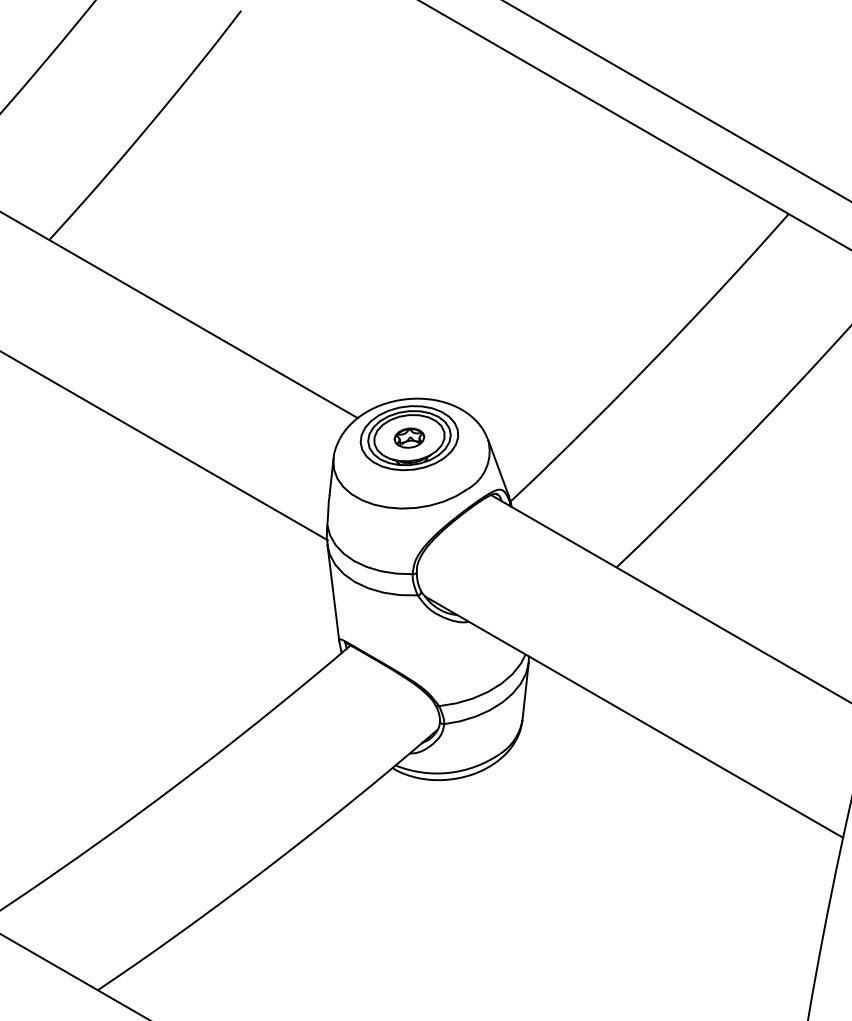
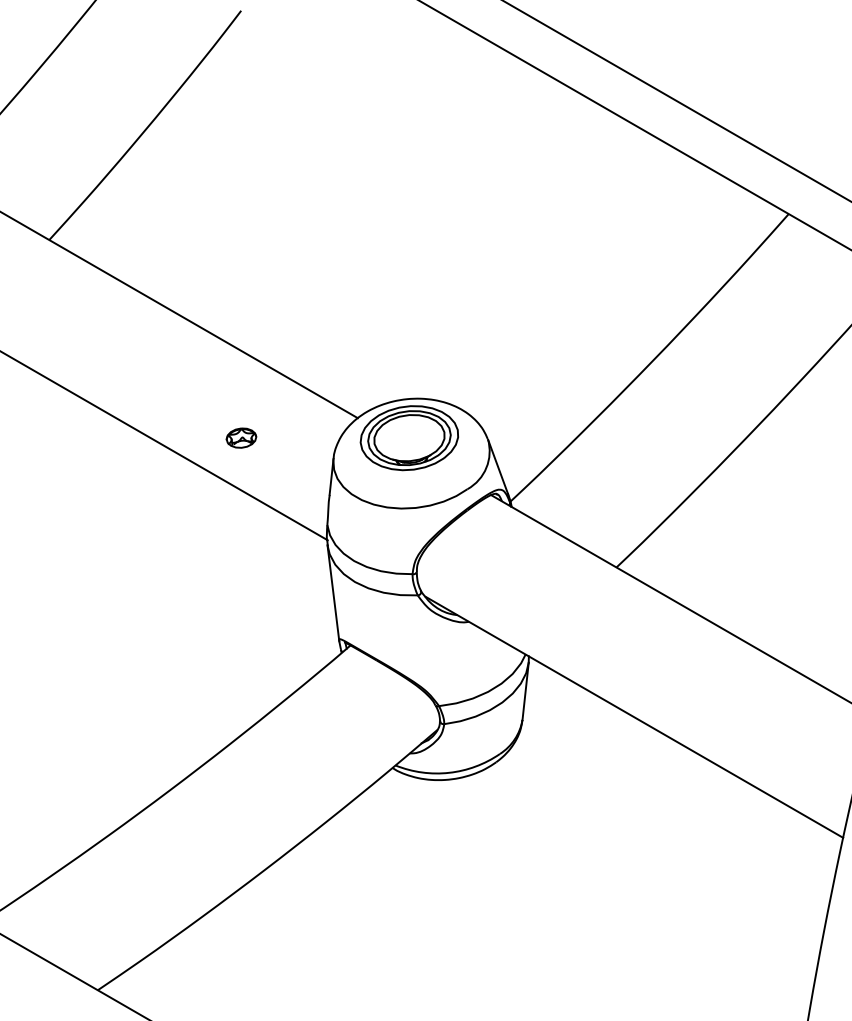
part position: (409, 437) -> (241, 437) (241, 437)
